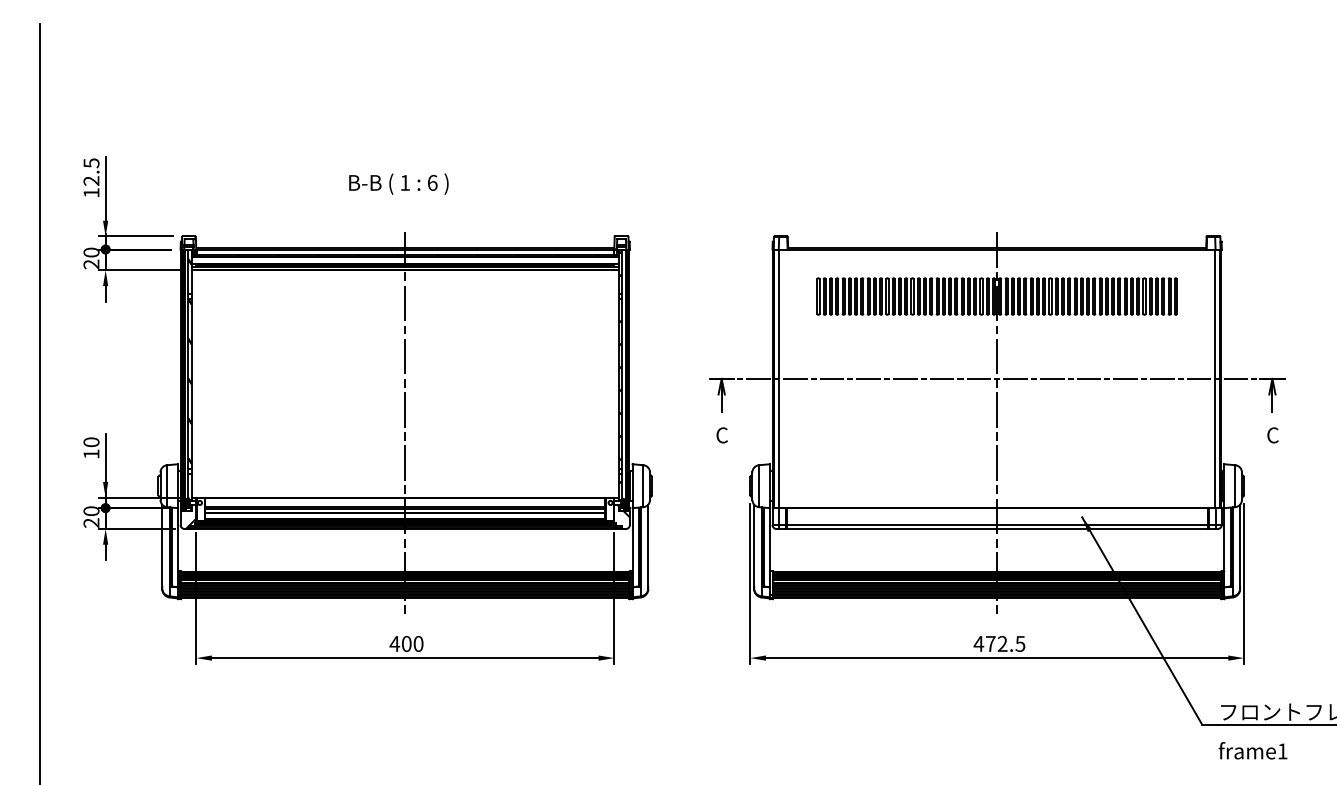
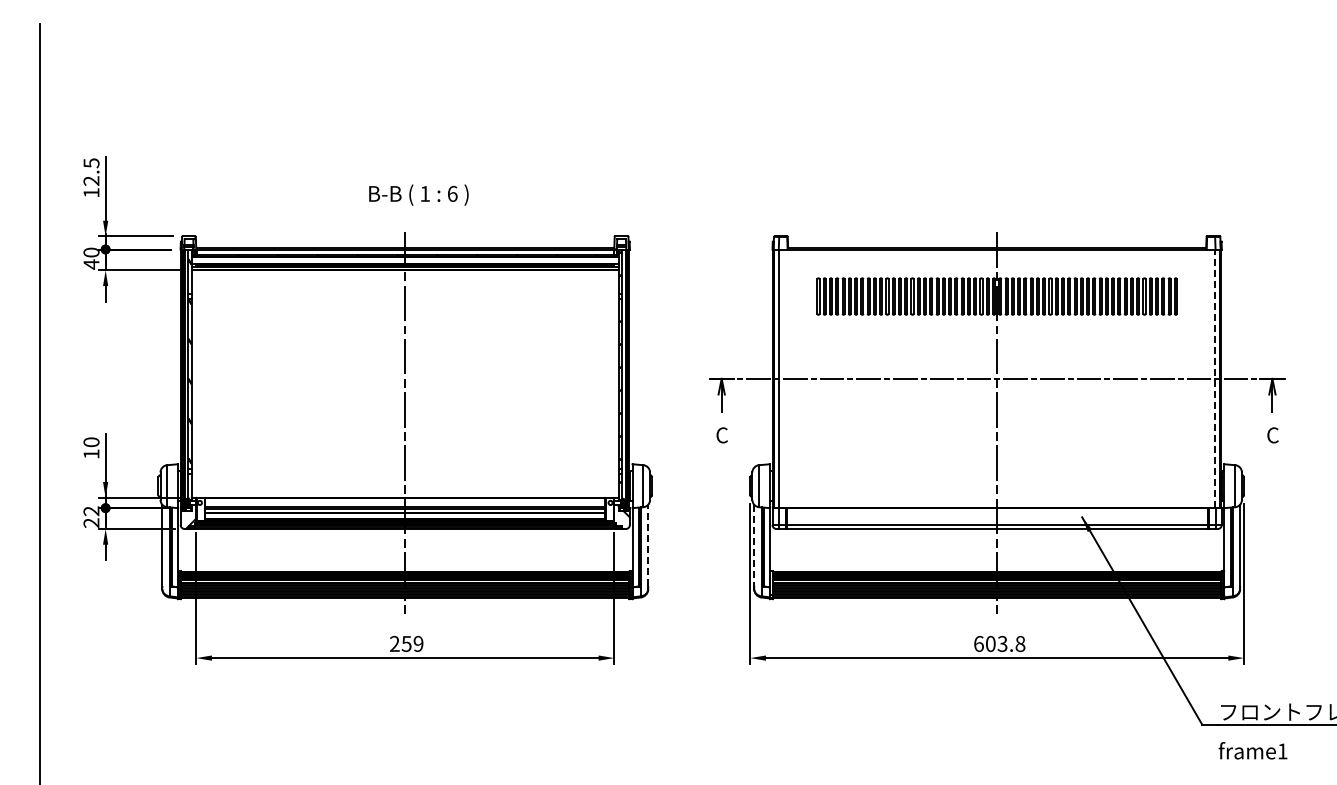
text position: (398, 183) -> (418, 194) (418, 194)
text: 20 -> 40 (91, 264)
line: solid -> dashed (1215, 378)
text: 20 -> 22 (91, 511)
line: solid -> dashed (648, 545)
line: solid -> dashed (754, 545)
text: 400 -> 259 (406, 643)
text: 472.5 -> 603.8 (999, 644)
